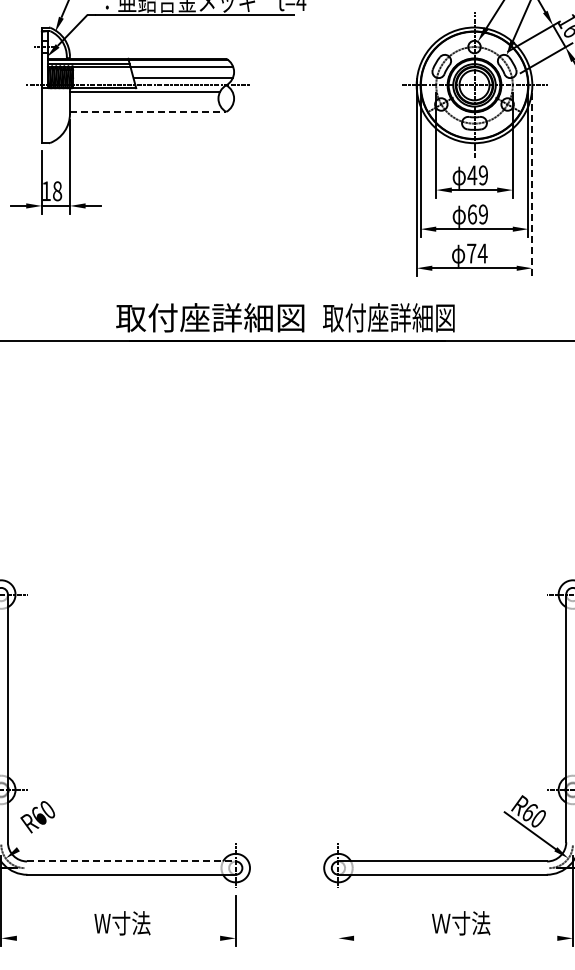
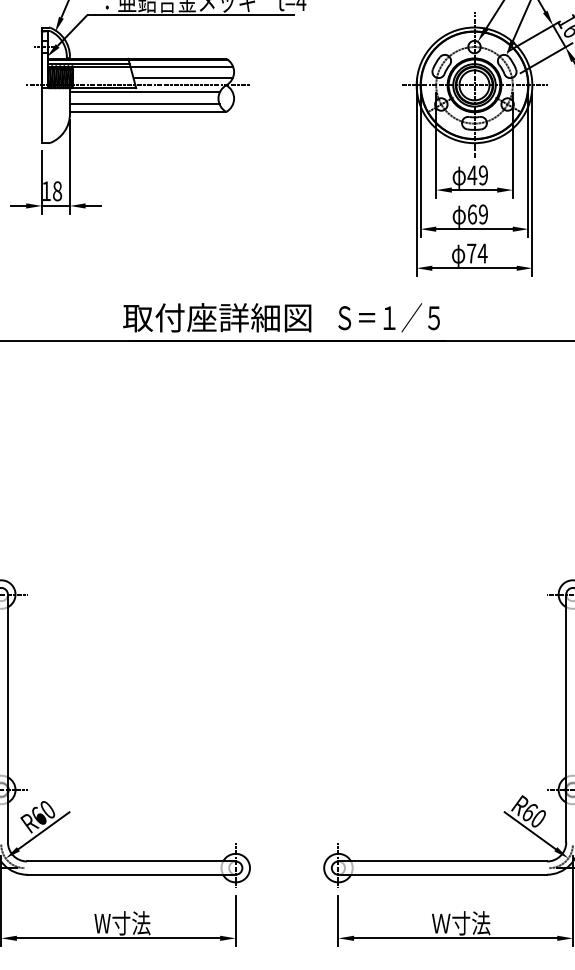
line: none -> present (144, 104)
line: dashed -> solid (148, 111)
line: dashed -> solid (532, 185)
text position: (210, 317) -> (217, 317) (217, 317)
text: 取付座詳細図 -> Ｓ＝１／５ (388, 317)
line: none -> present (43, 830)
line: dashed -> solid (131, 861)
line: none -> present (338, 920)
line: none -> present (118, 938)
line: none -> present (455, 938)
